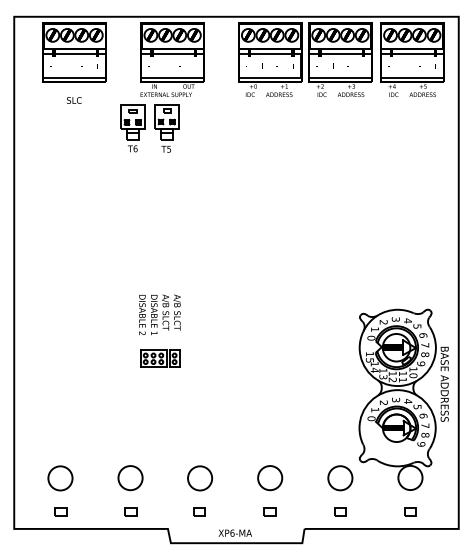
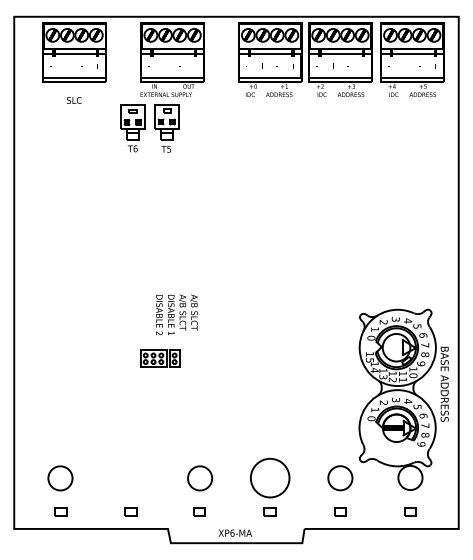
text position: (159, 314) -> (176, 314) (176, 314)
fill: present -> none (393, 347)
circle: present -> none (130, 478)
circle diameter: 24 px -> 39 px (269, 477)
